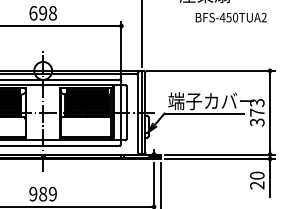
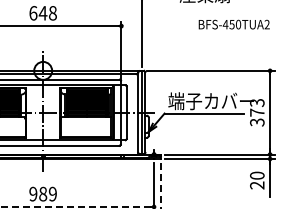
text: 698 -> 648 (42, 13)
text position: (230, 17) -> (233, 24) (233, 24)
line: solid -> dashed (160, 186)
line: solid -> dashed (76, 206)
